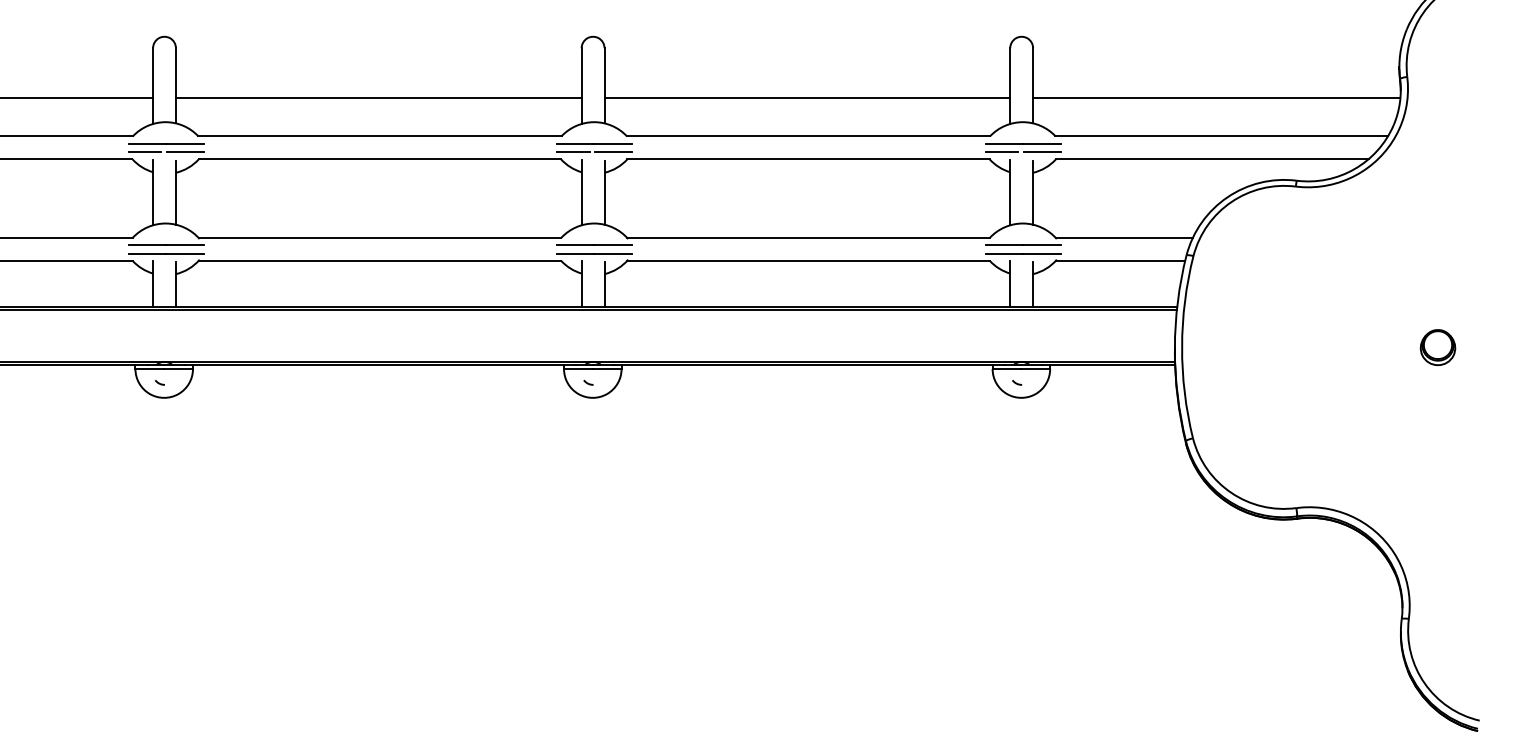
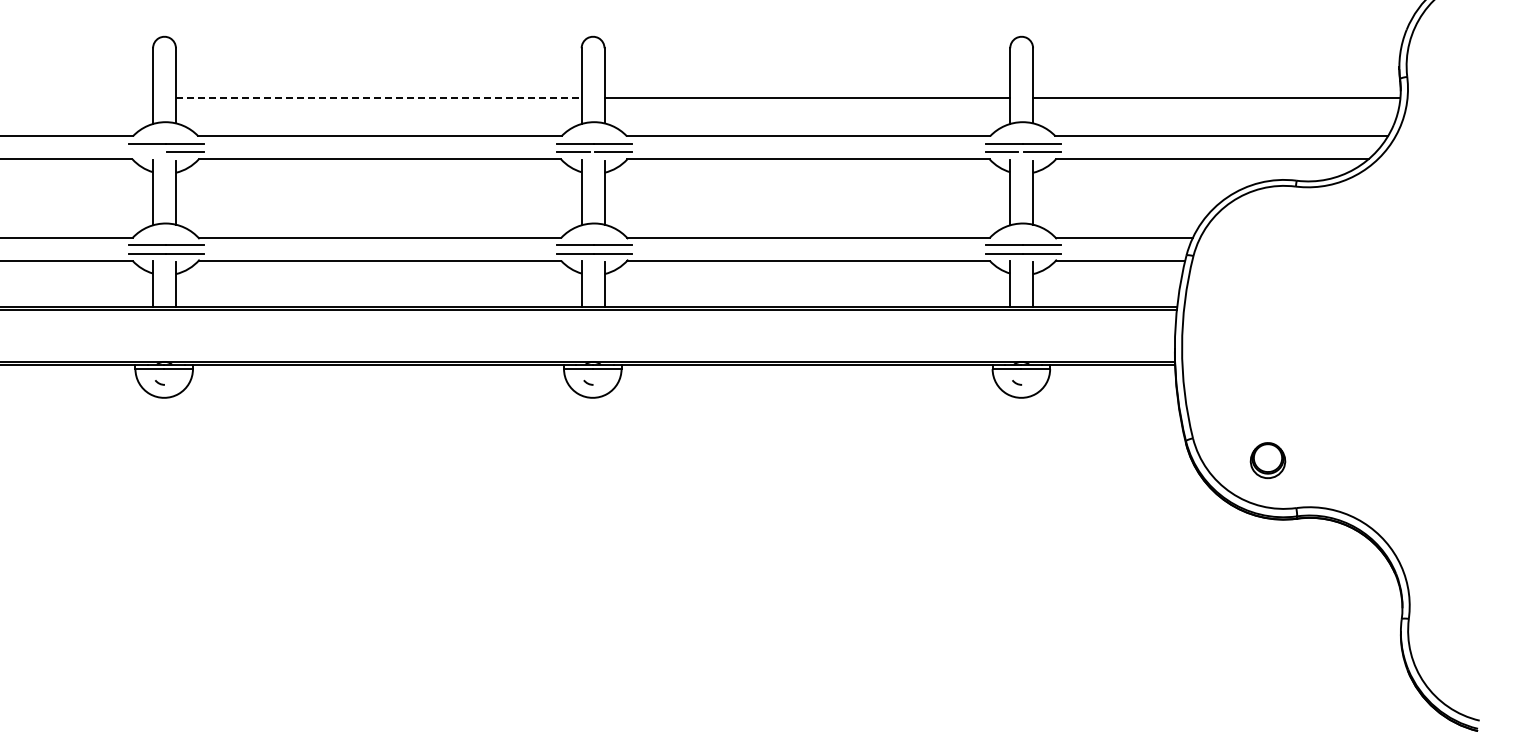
line: present -> none (77, 98)
line: solid -> dashed (378, 98)
line: present -> none (144, 152)
part position: (1437, 347) -> (1267, 460) (1267, 460)
